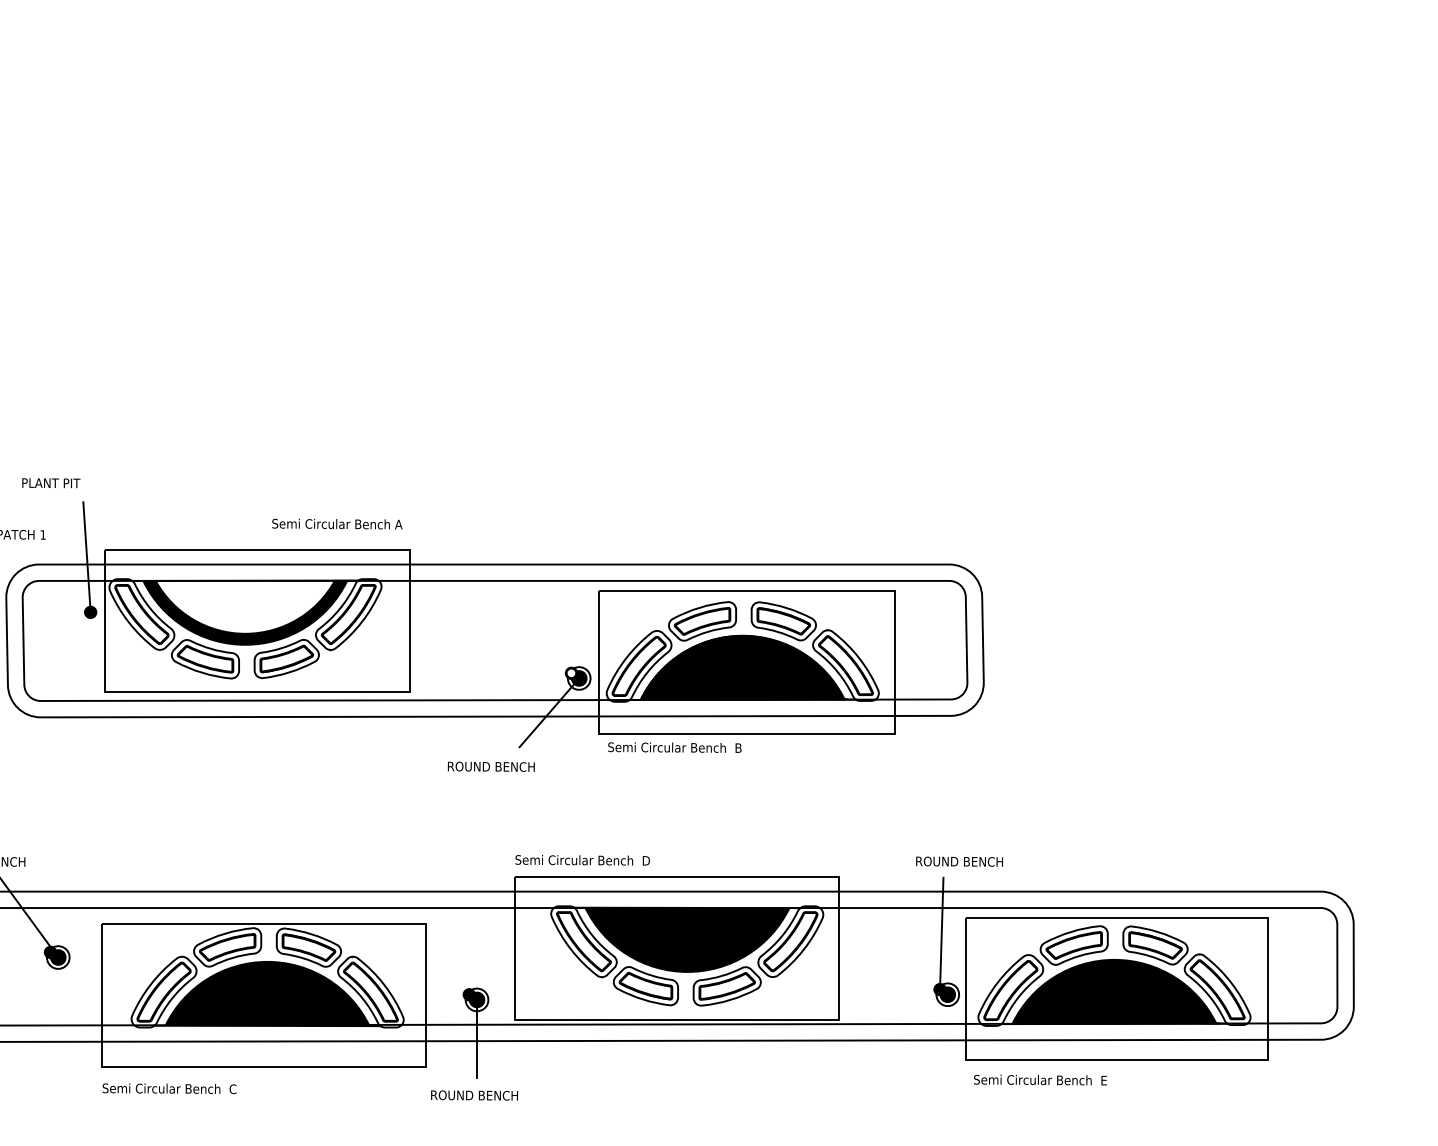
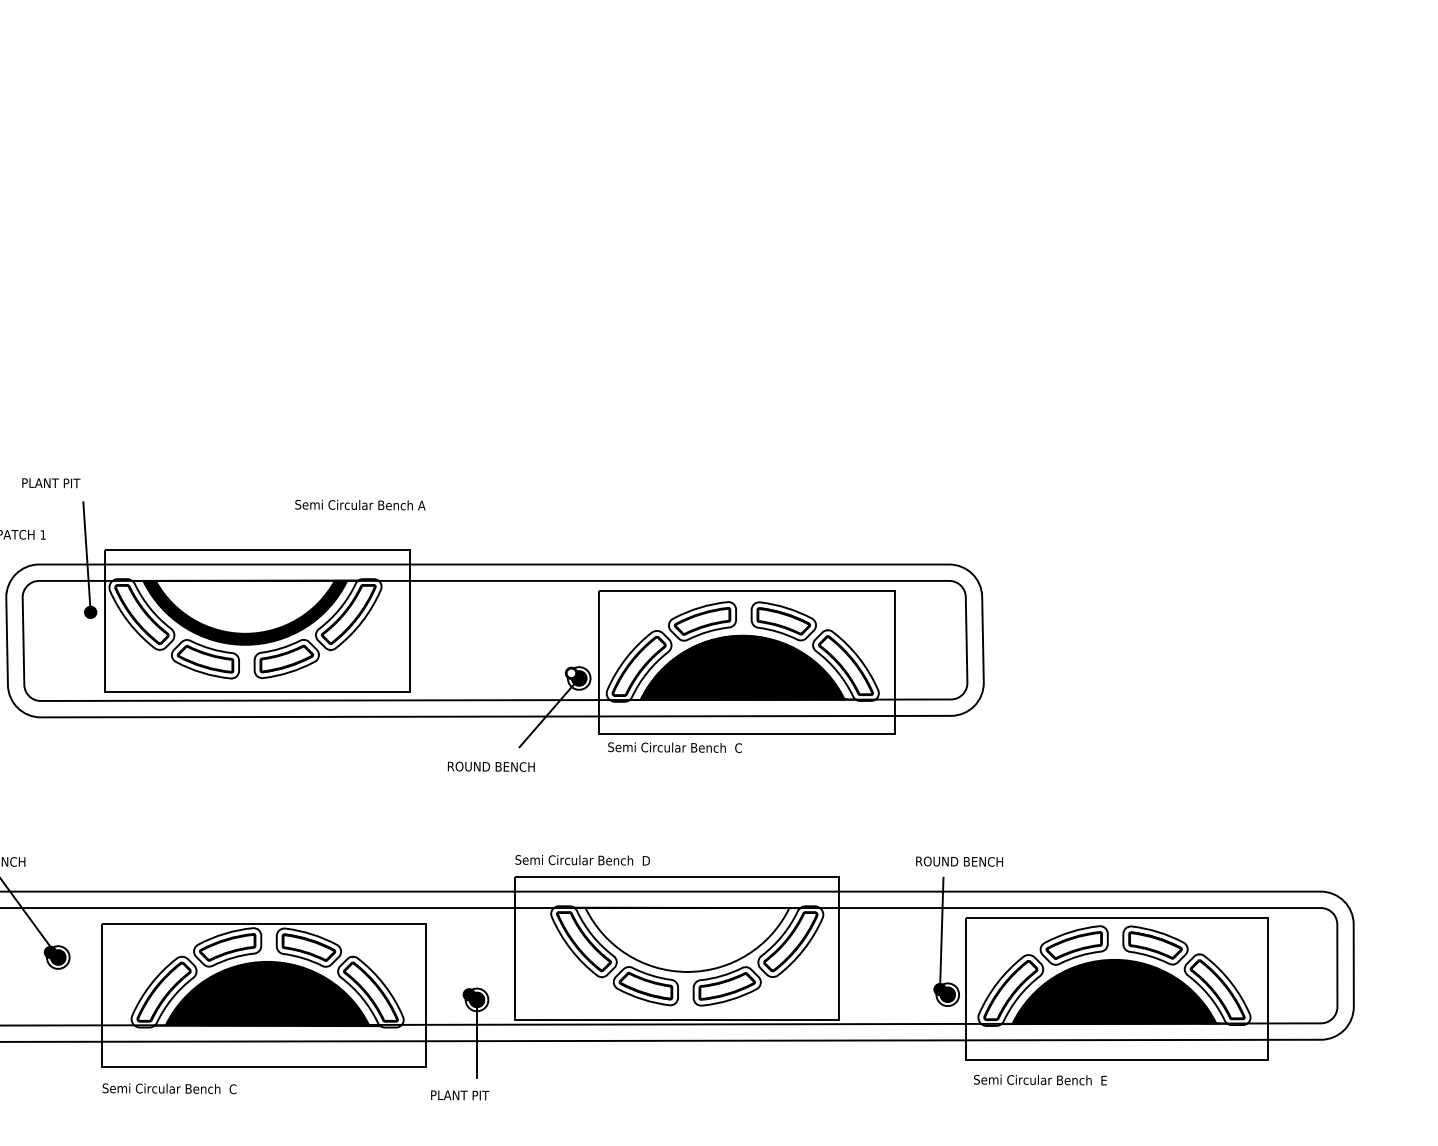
text position: (337, 523) -> (360, 504) (360, 504)
text: Semi Circular Bench  B -> Semi Circular Bench  C (738, 748)
fill: present -> none (687, 939)
text: ROUND BENCH -> PLANT PIT (475, 1095)
